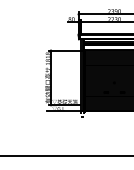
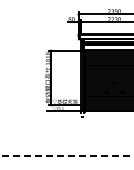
line: solid -> dashed (67, 156)
